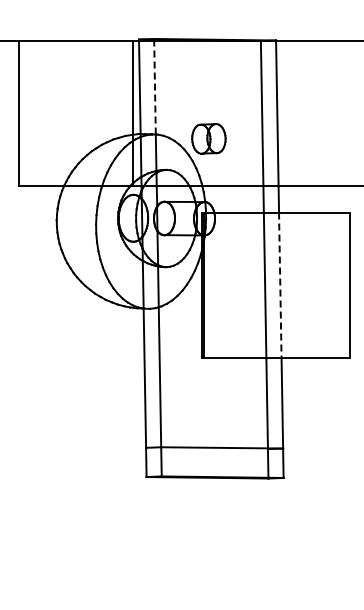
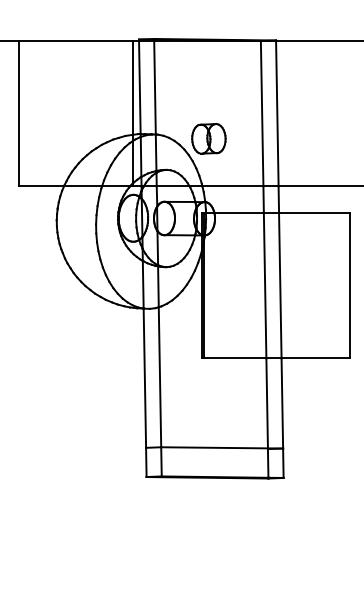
line: dashed -> solid (155, 87)
line: dashed -> solid (280, 285)
